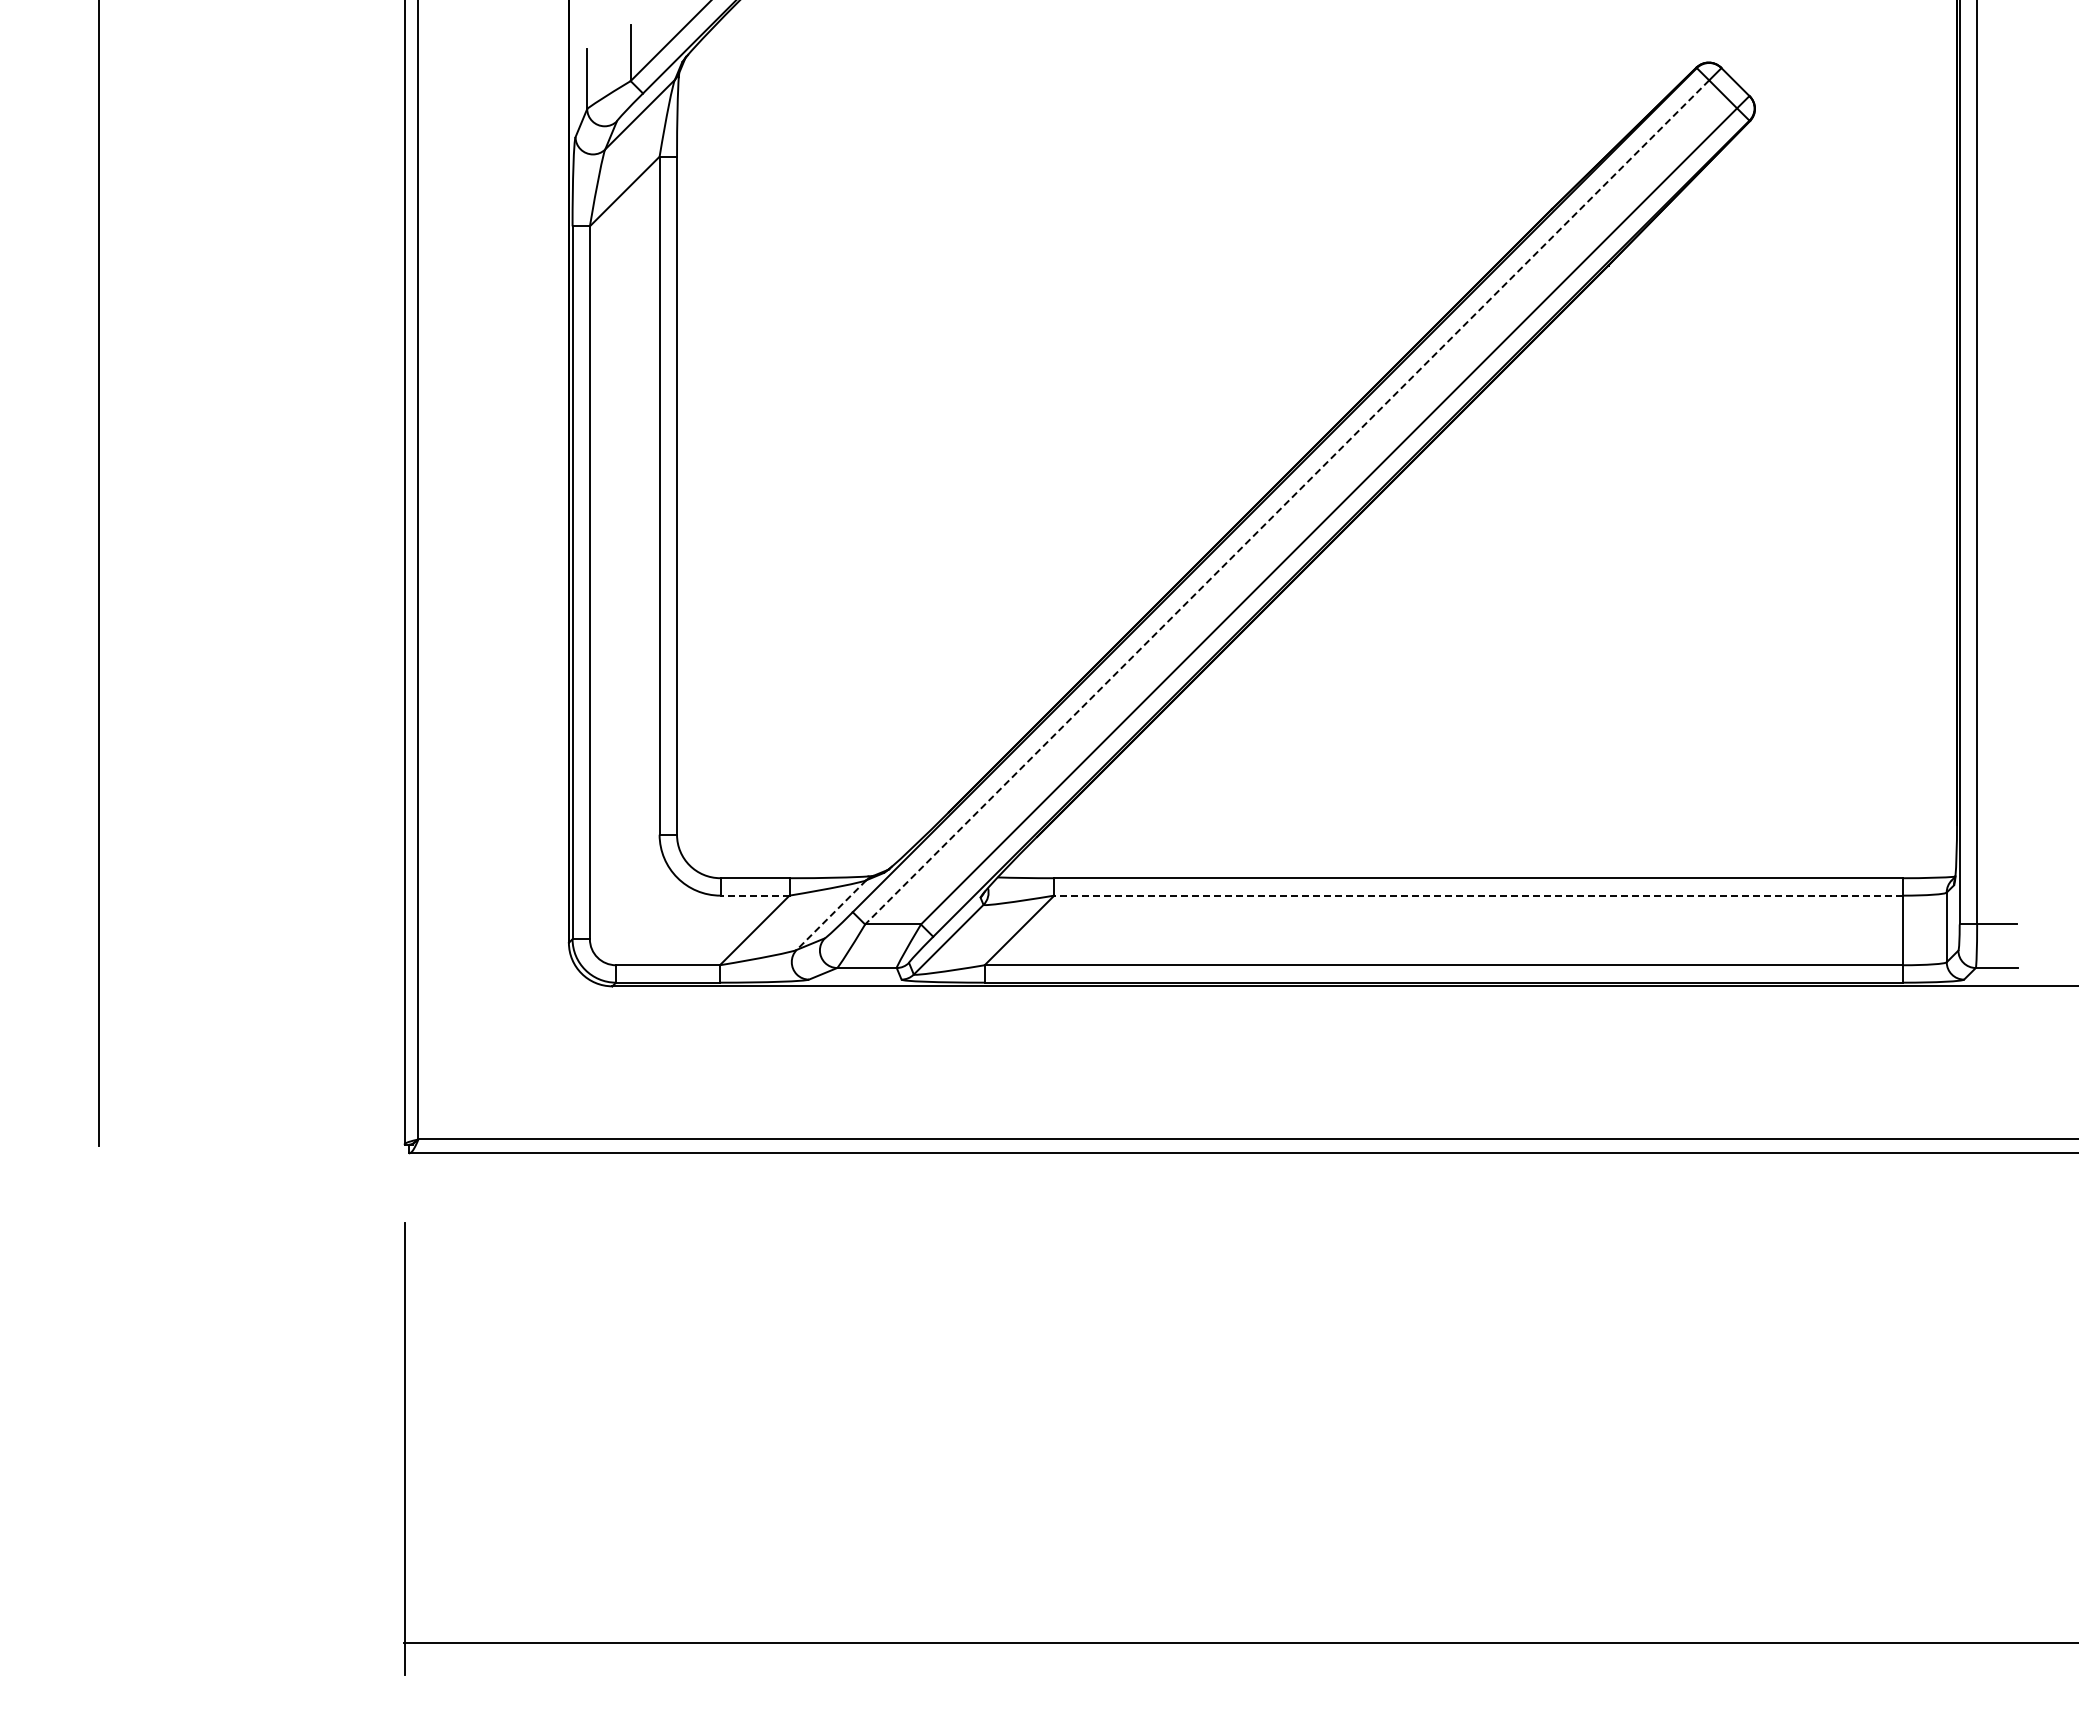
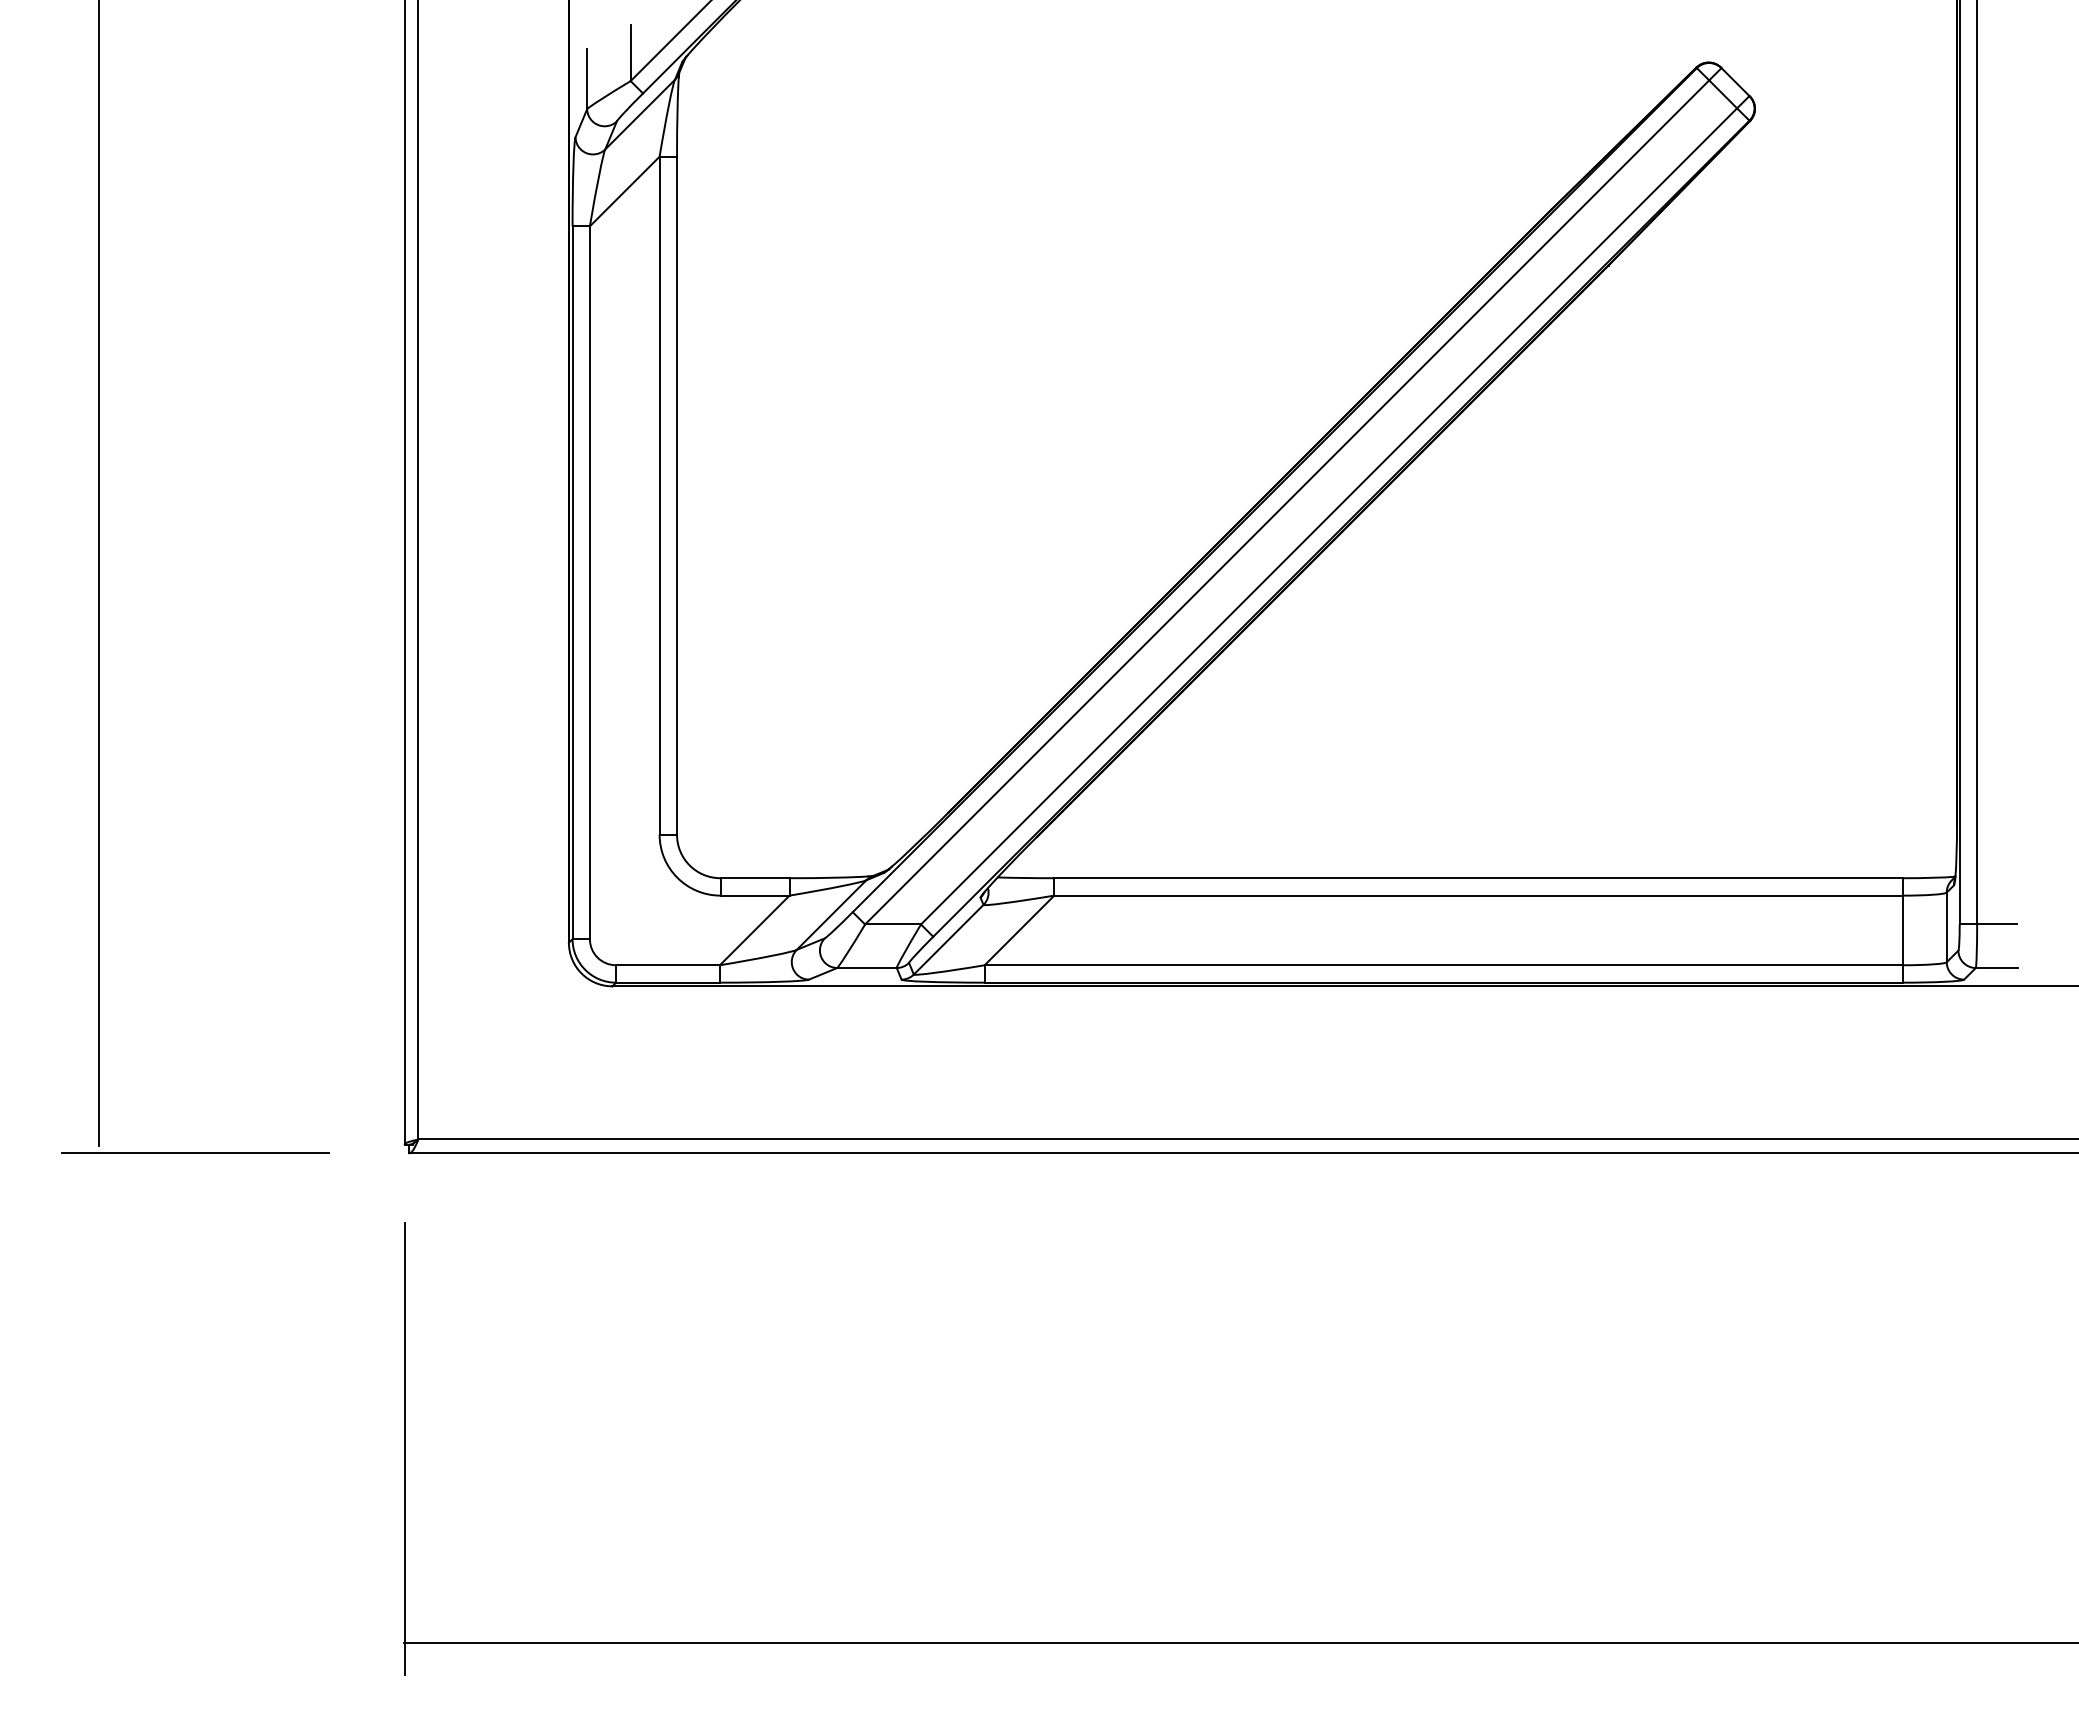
line: dashed -> solid (1287, 502)
line: dashed -> solid (755, 895)
line: dashed -> solid (1478, 895)
line: dashed -> solid (831, 915)
line: none -> present (195, 1153)
